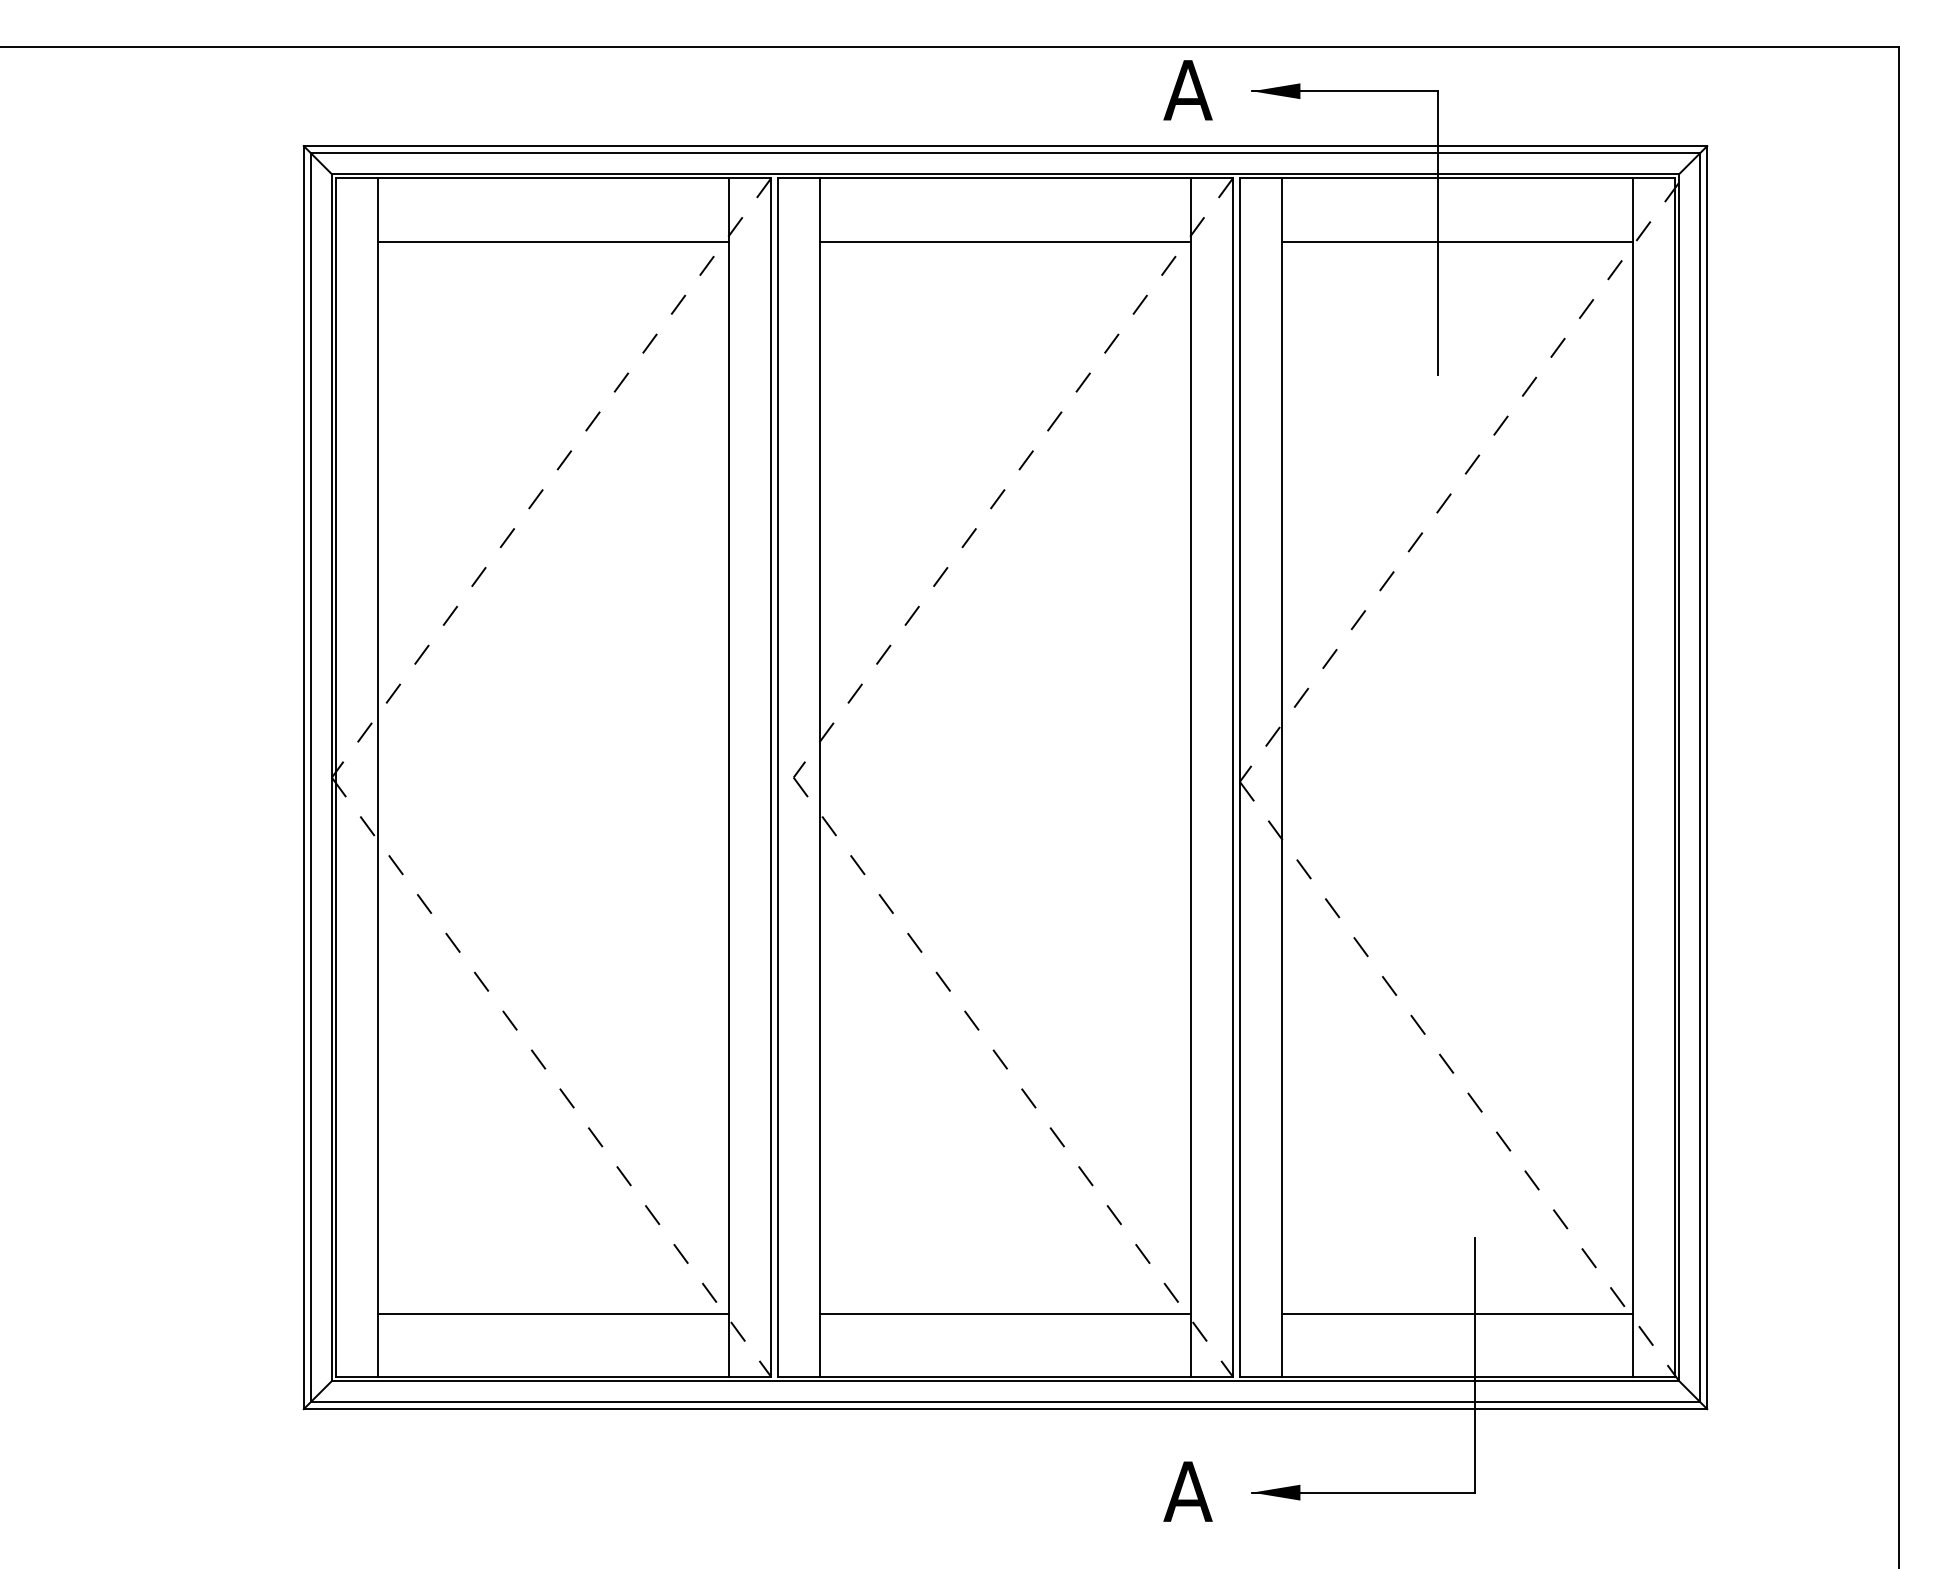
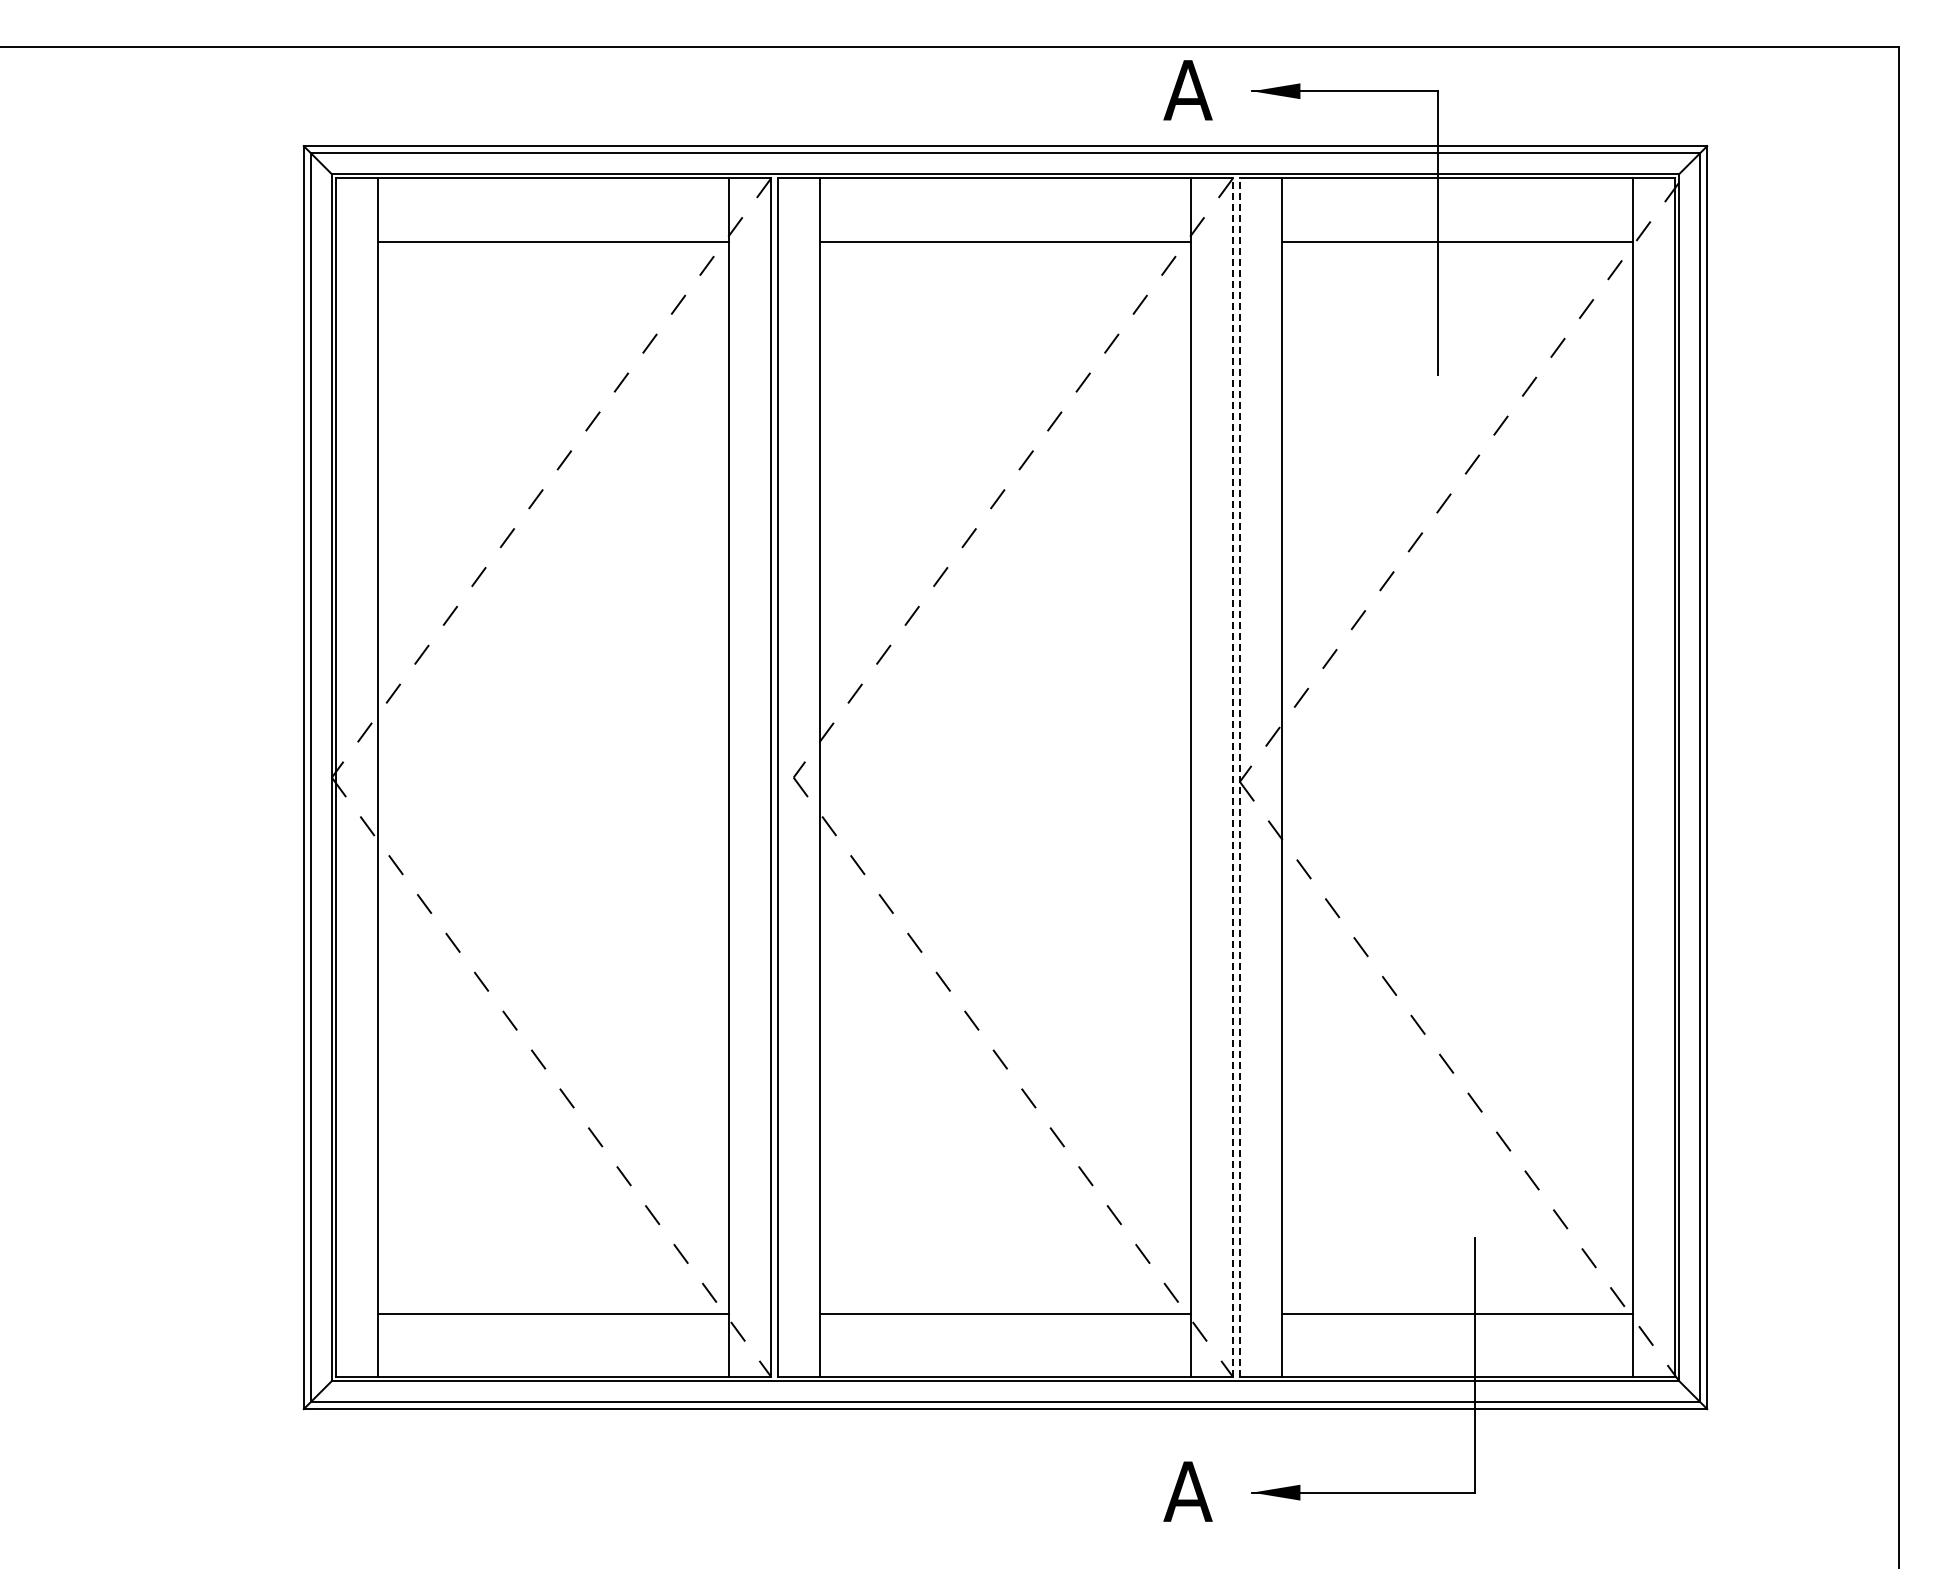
line: solid -> dashed (1232, 777)
line: solid -> dashed (1239, 777)
